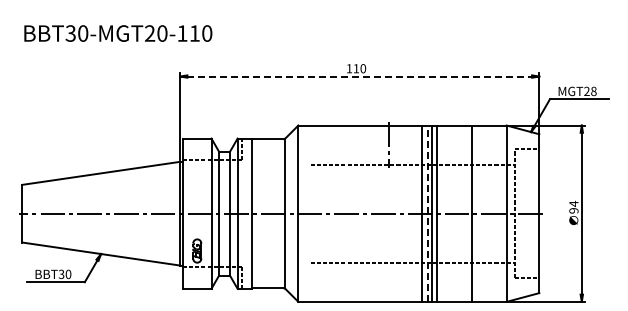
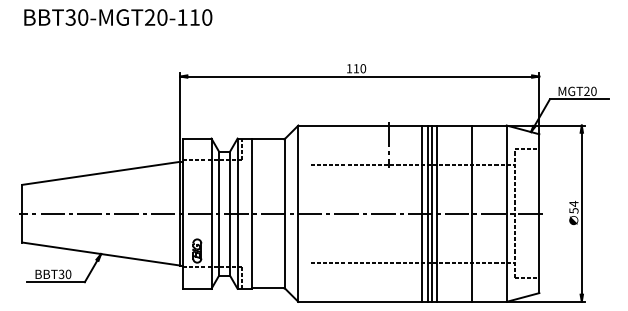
text position: (118, 33) -> (118, 17) (118, 17)
line: dashed -> solid (360, 76)
text: MGT28 -> MGT20 (593, 91)
text: 94 -> 54 (573, 210)
line: dashed -> solid (427, 213)
